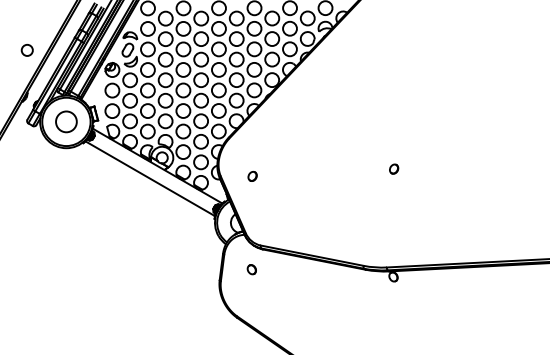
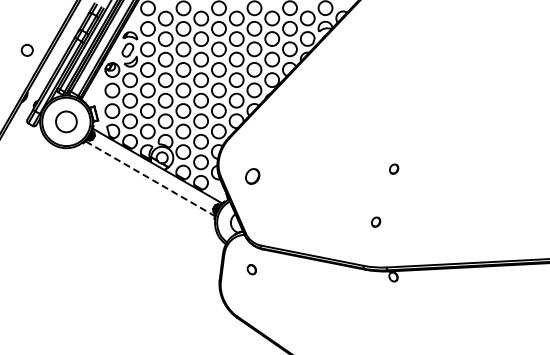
part size: 11x11 px -> 16x17 px (252, 176)
line: solid -> dashed (150, 178)
part: none -> present (376, 221)
